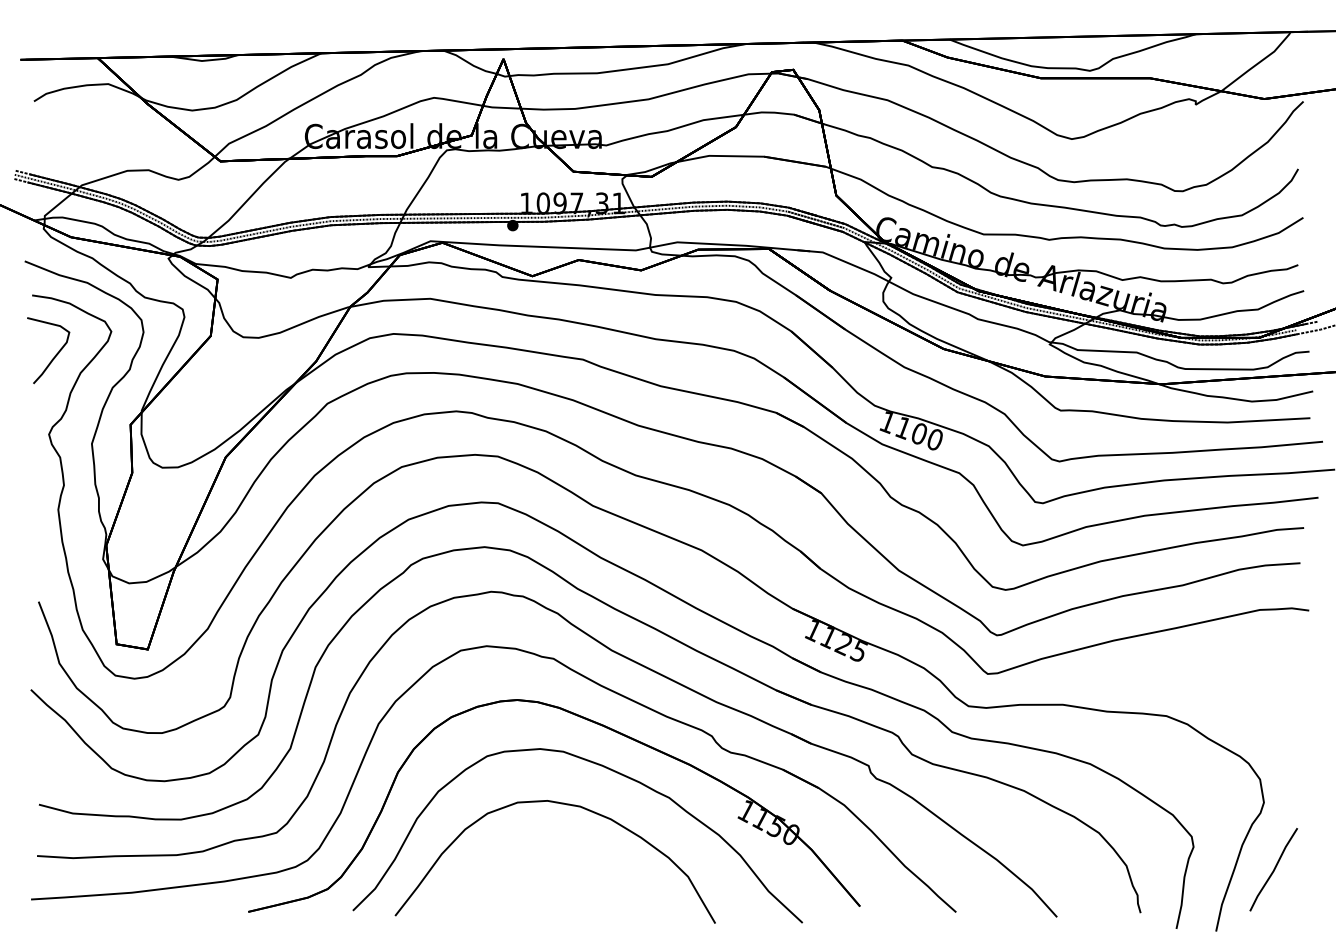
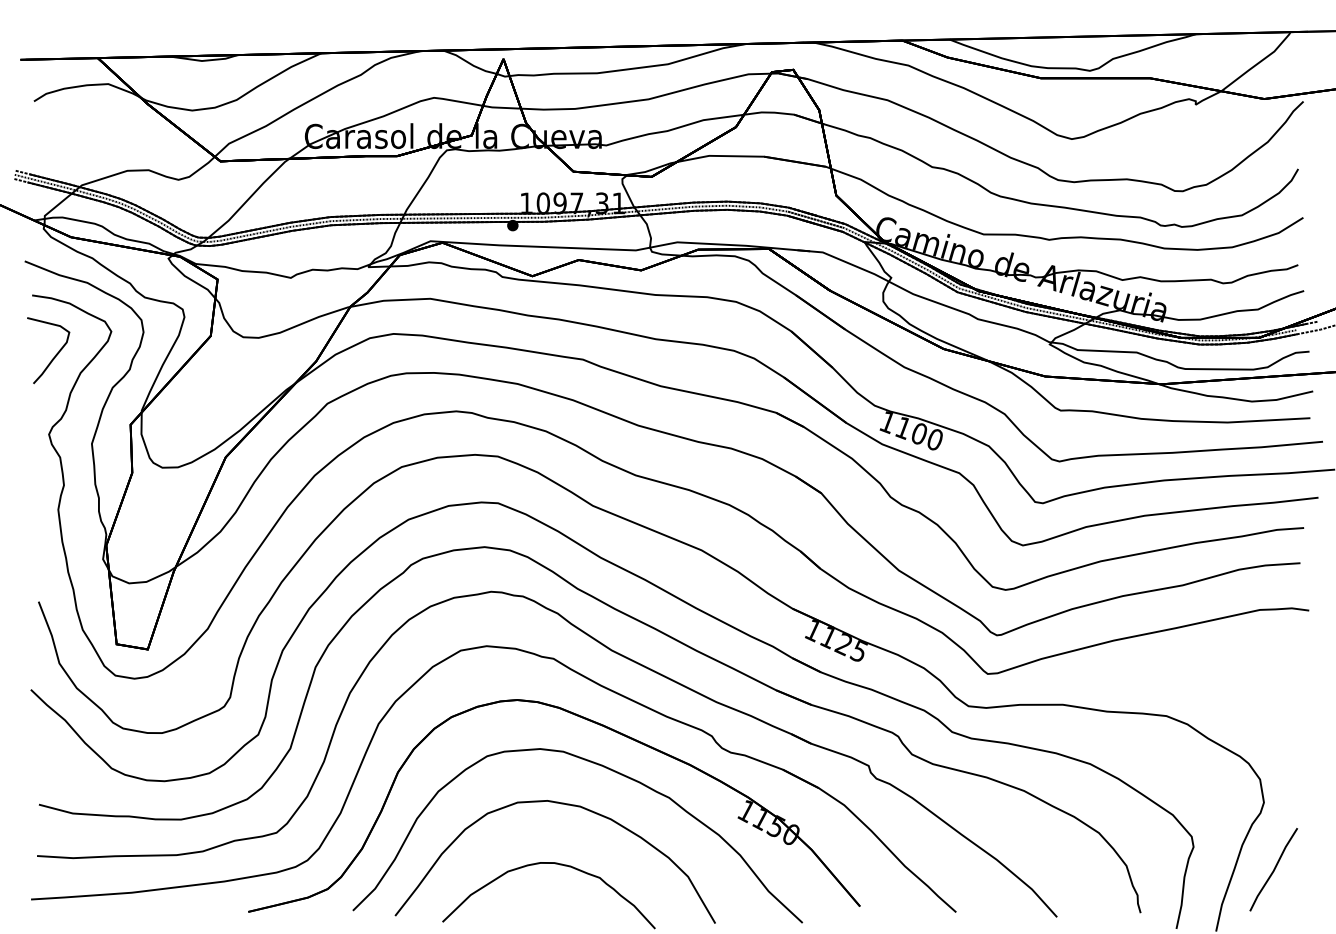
curve: none -> present (555, 864)
